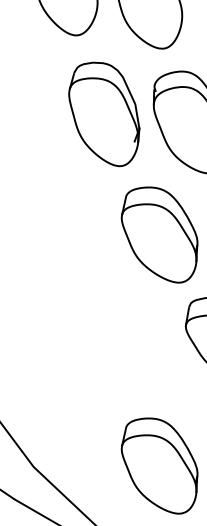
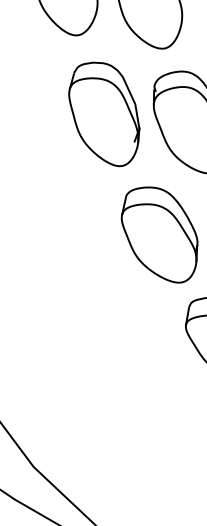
part: present -> none (159, 465)
